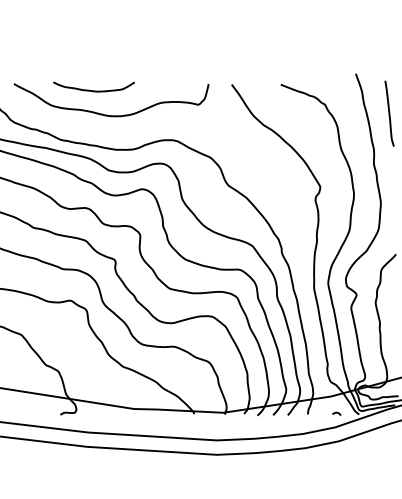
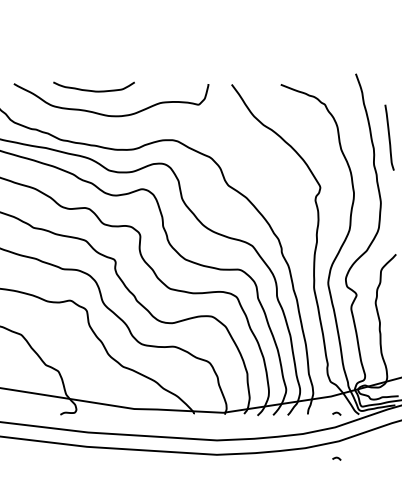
line position: (389, 113) -> (389, 137) (389, 137)
curve: none -> present (336, 458)
